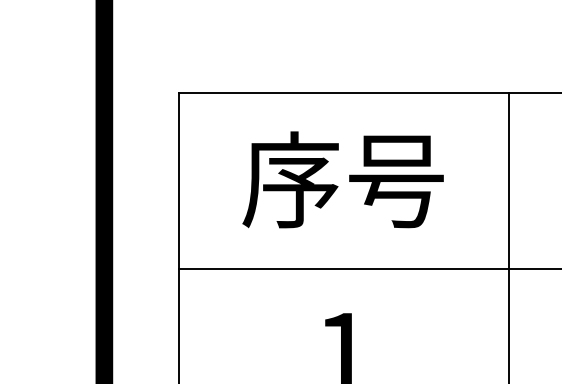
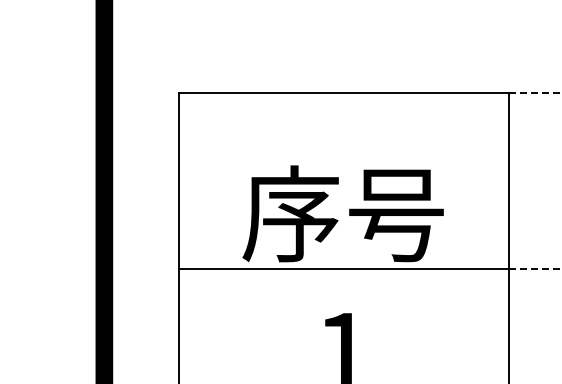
line: solid -> dashed (535, 93)
text position: (342, 179) -> (342, 213) (342, 213)
line: solid -> dashed (535, 269)
